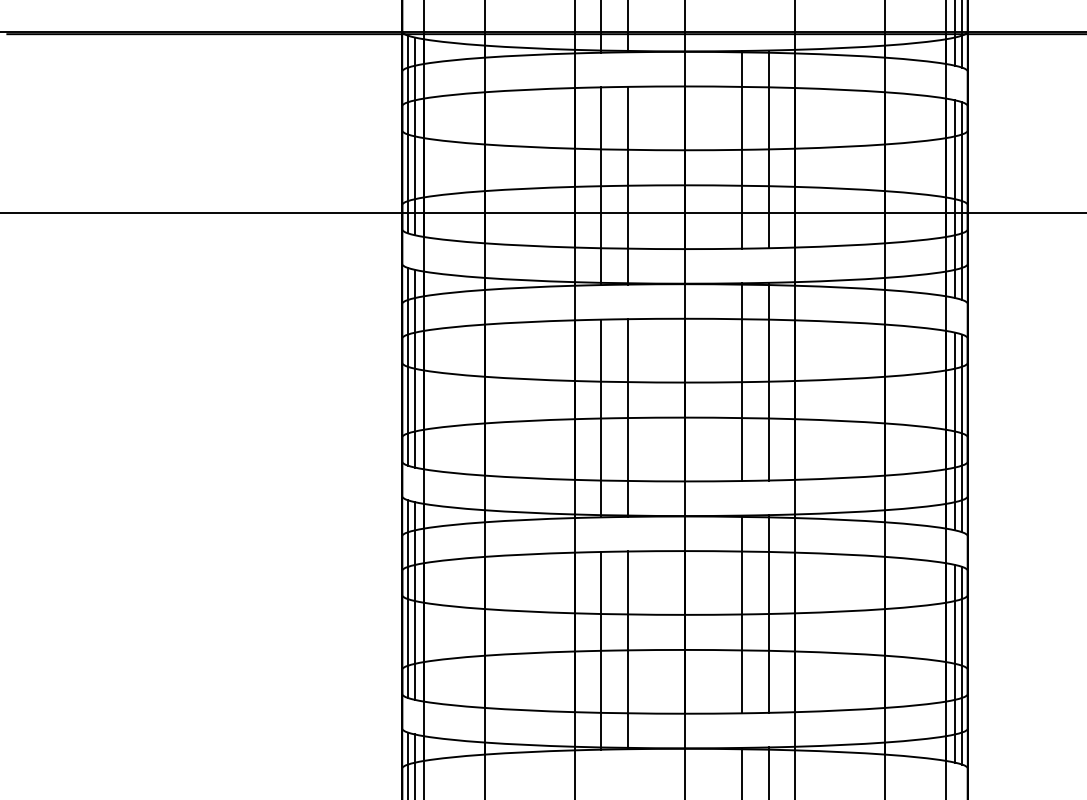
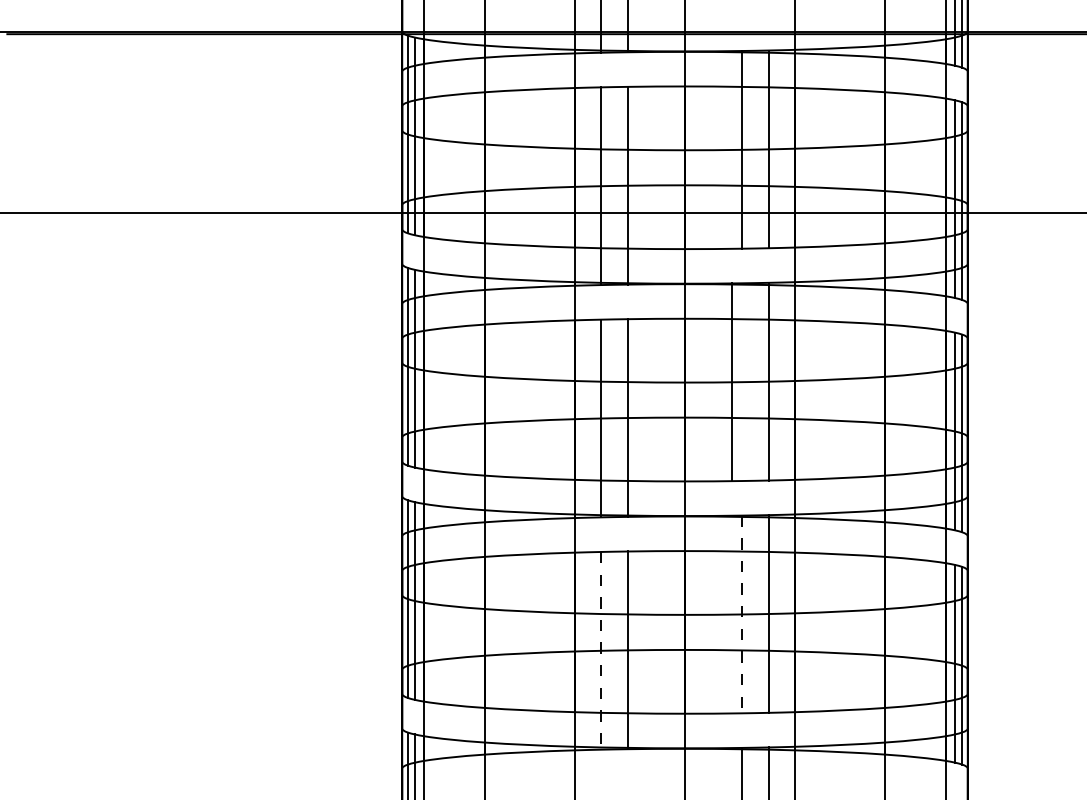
line position: (741, 382) -> (731, 382) (731, 382)
line: solid -> dashed (741, 614)
line: solid -> dashed (600, 650)
